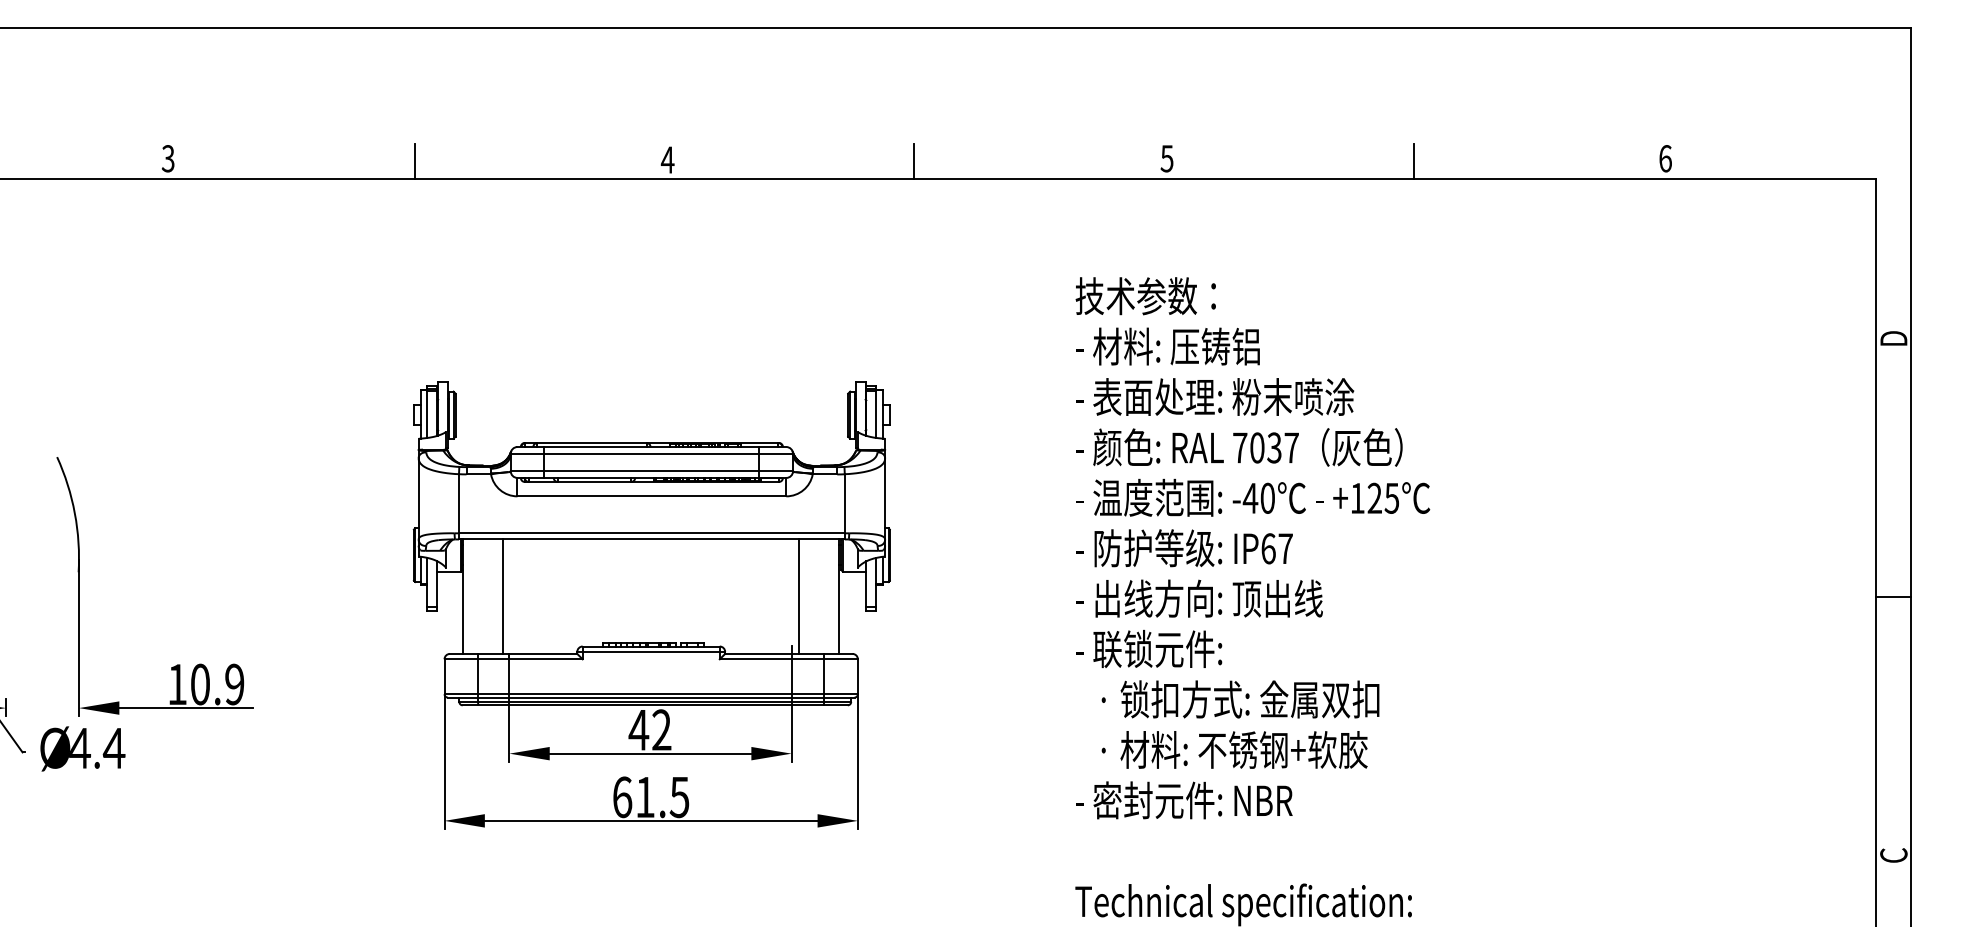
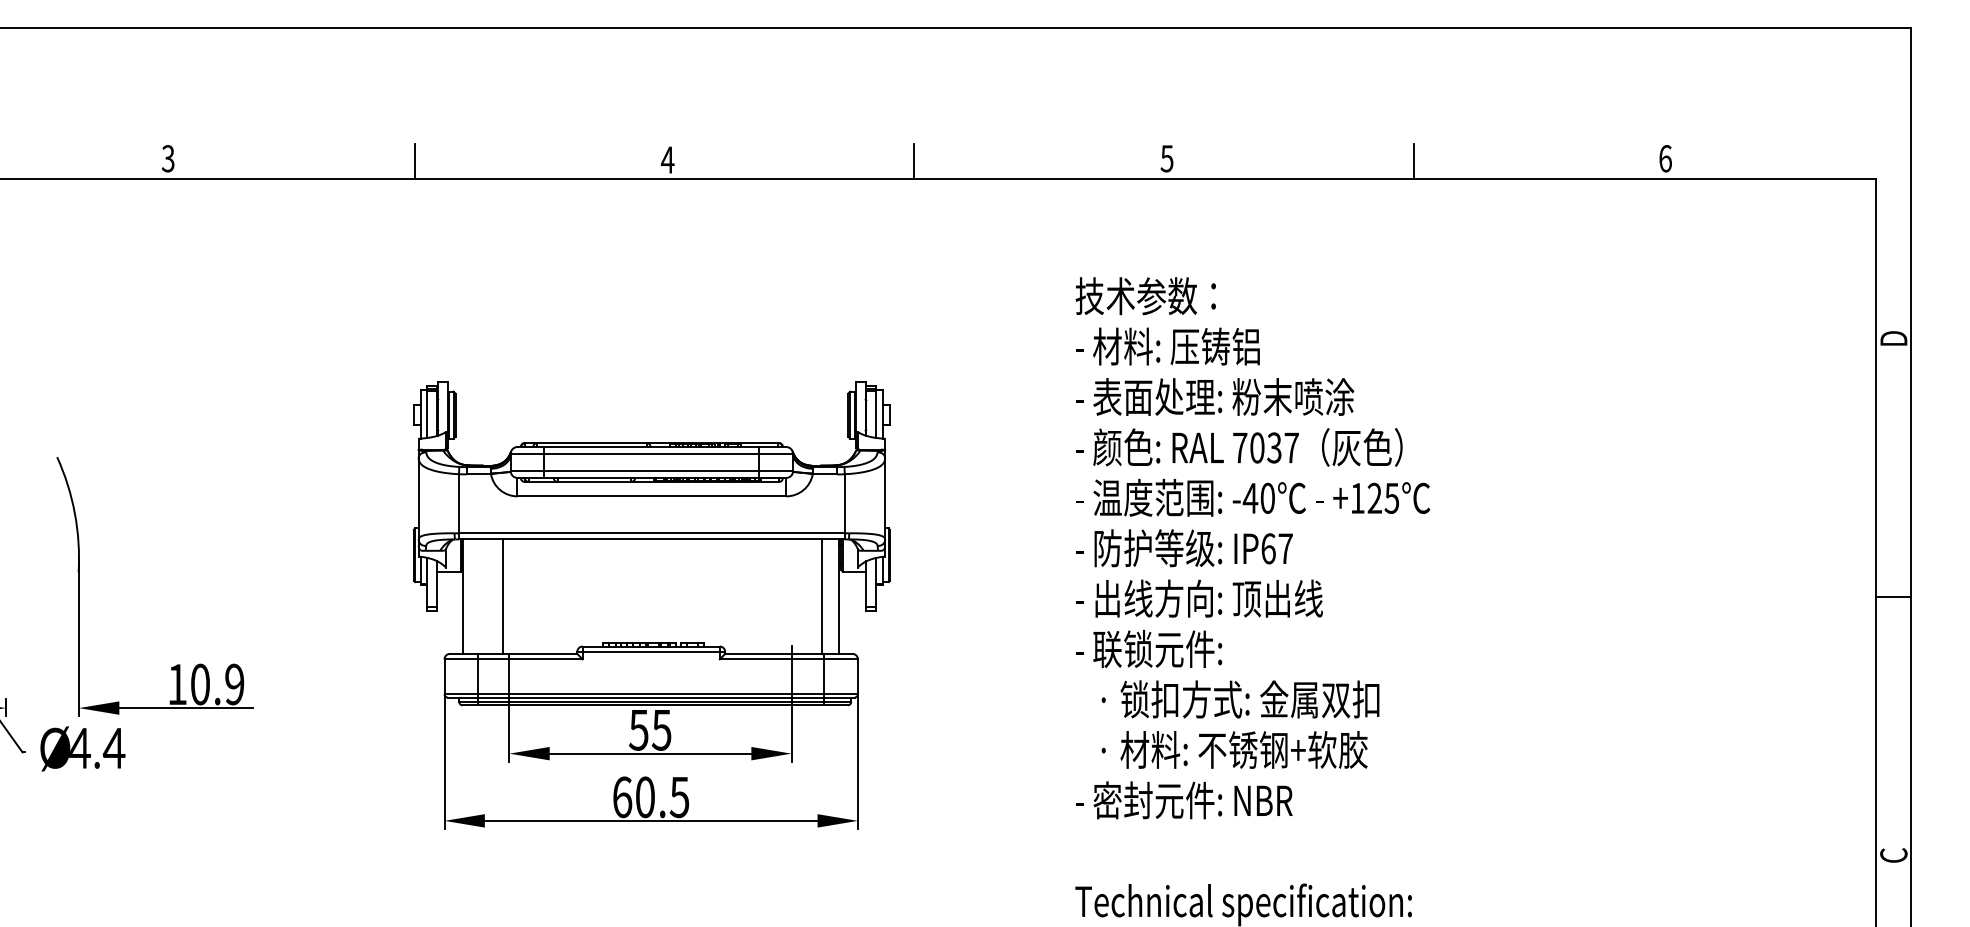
line position: (799, 596) -> (822, 596) (822, 596)
text: 42 -> 55 (649, 729)
text: 61.5 -> 60.5 (645, 797)
